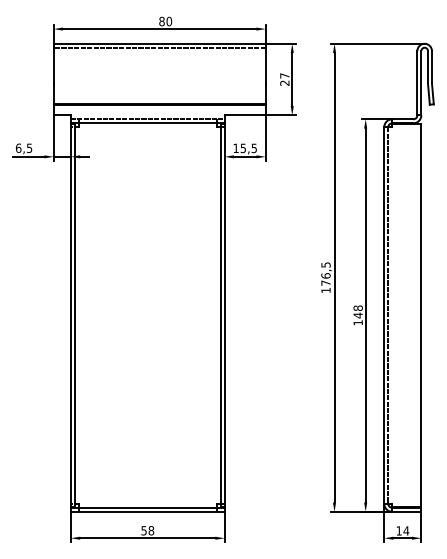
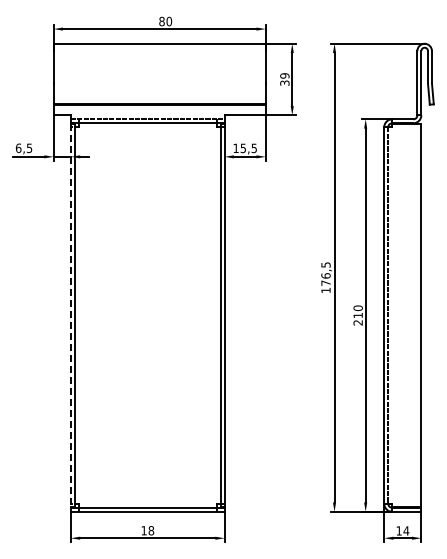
line: present -> none (159, 47)
text: 27 -> 39 (284, 79)
text: 148 -> 210 (357, 315)
line: solid -> dashed (70, 316)
text: 58 -> 18 (143, 530)
